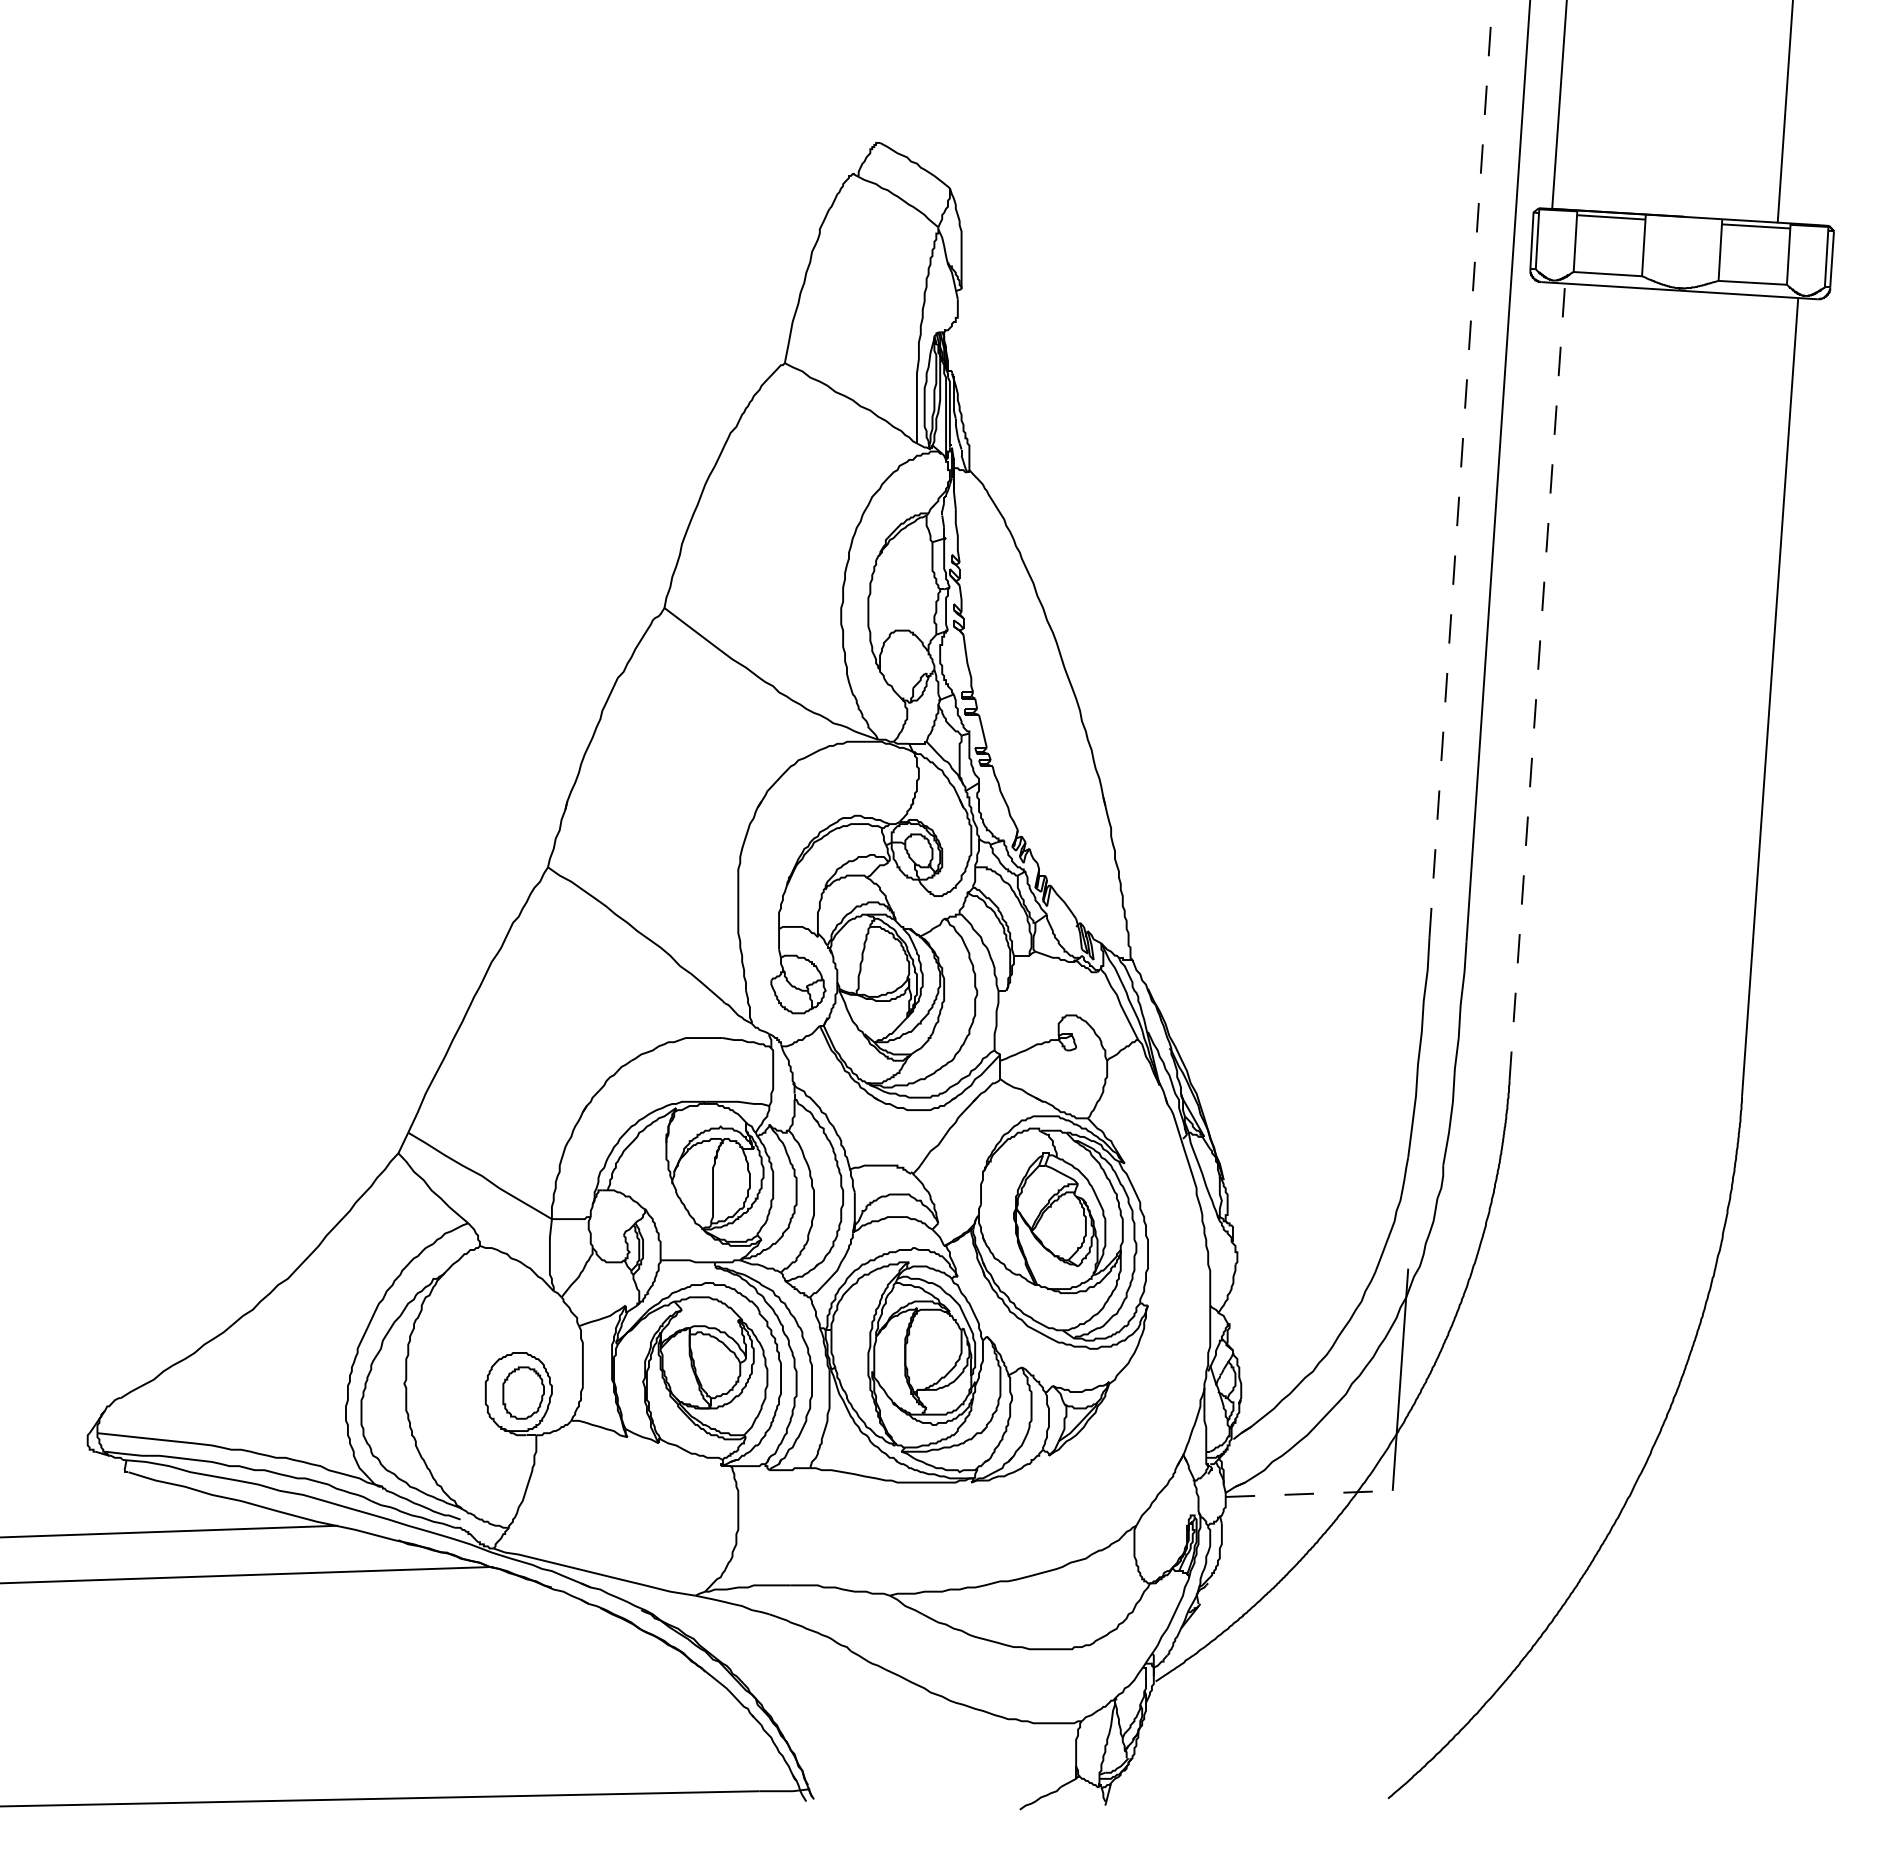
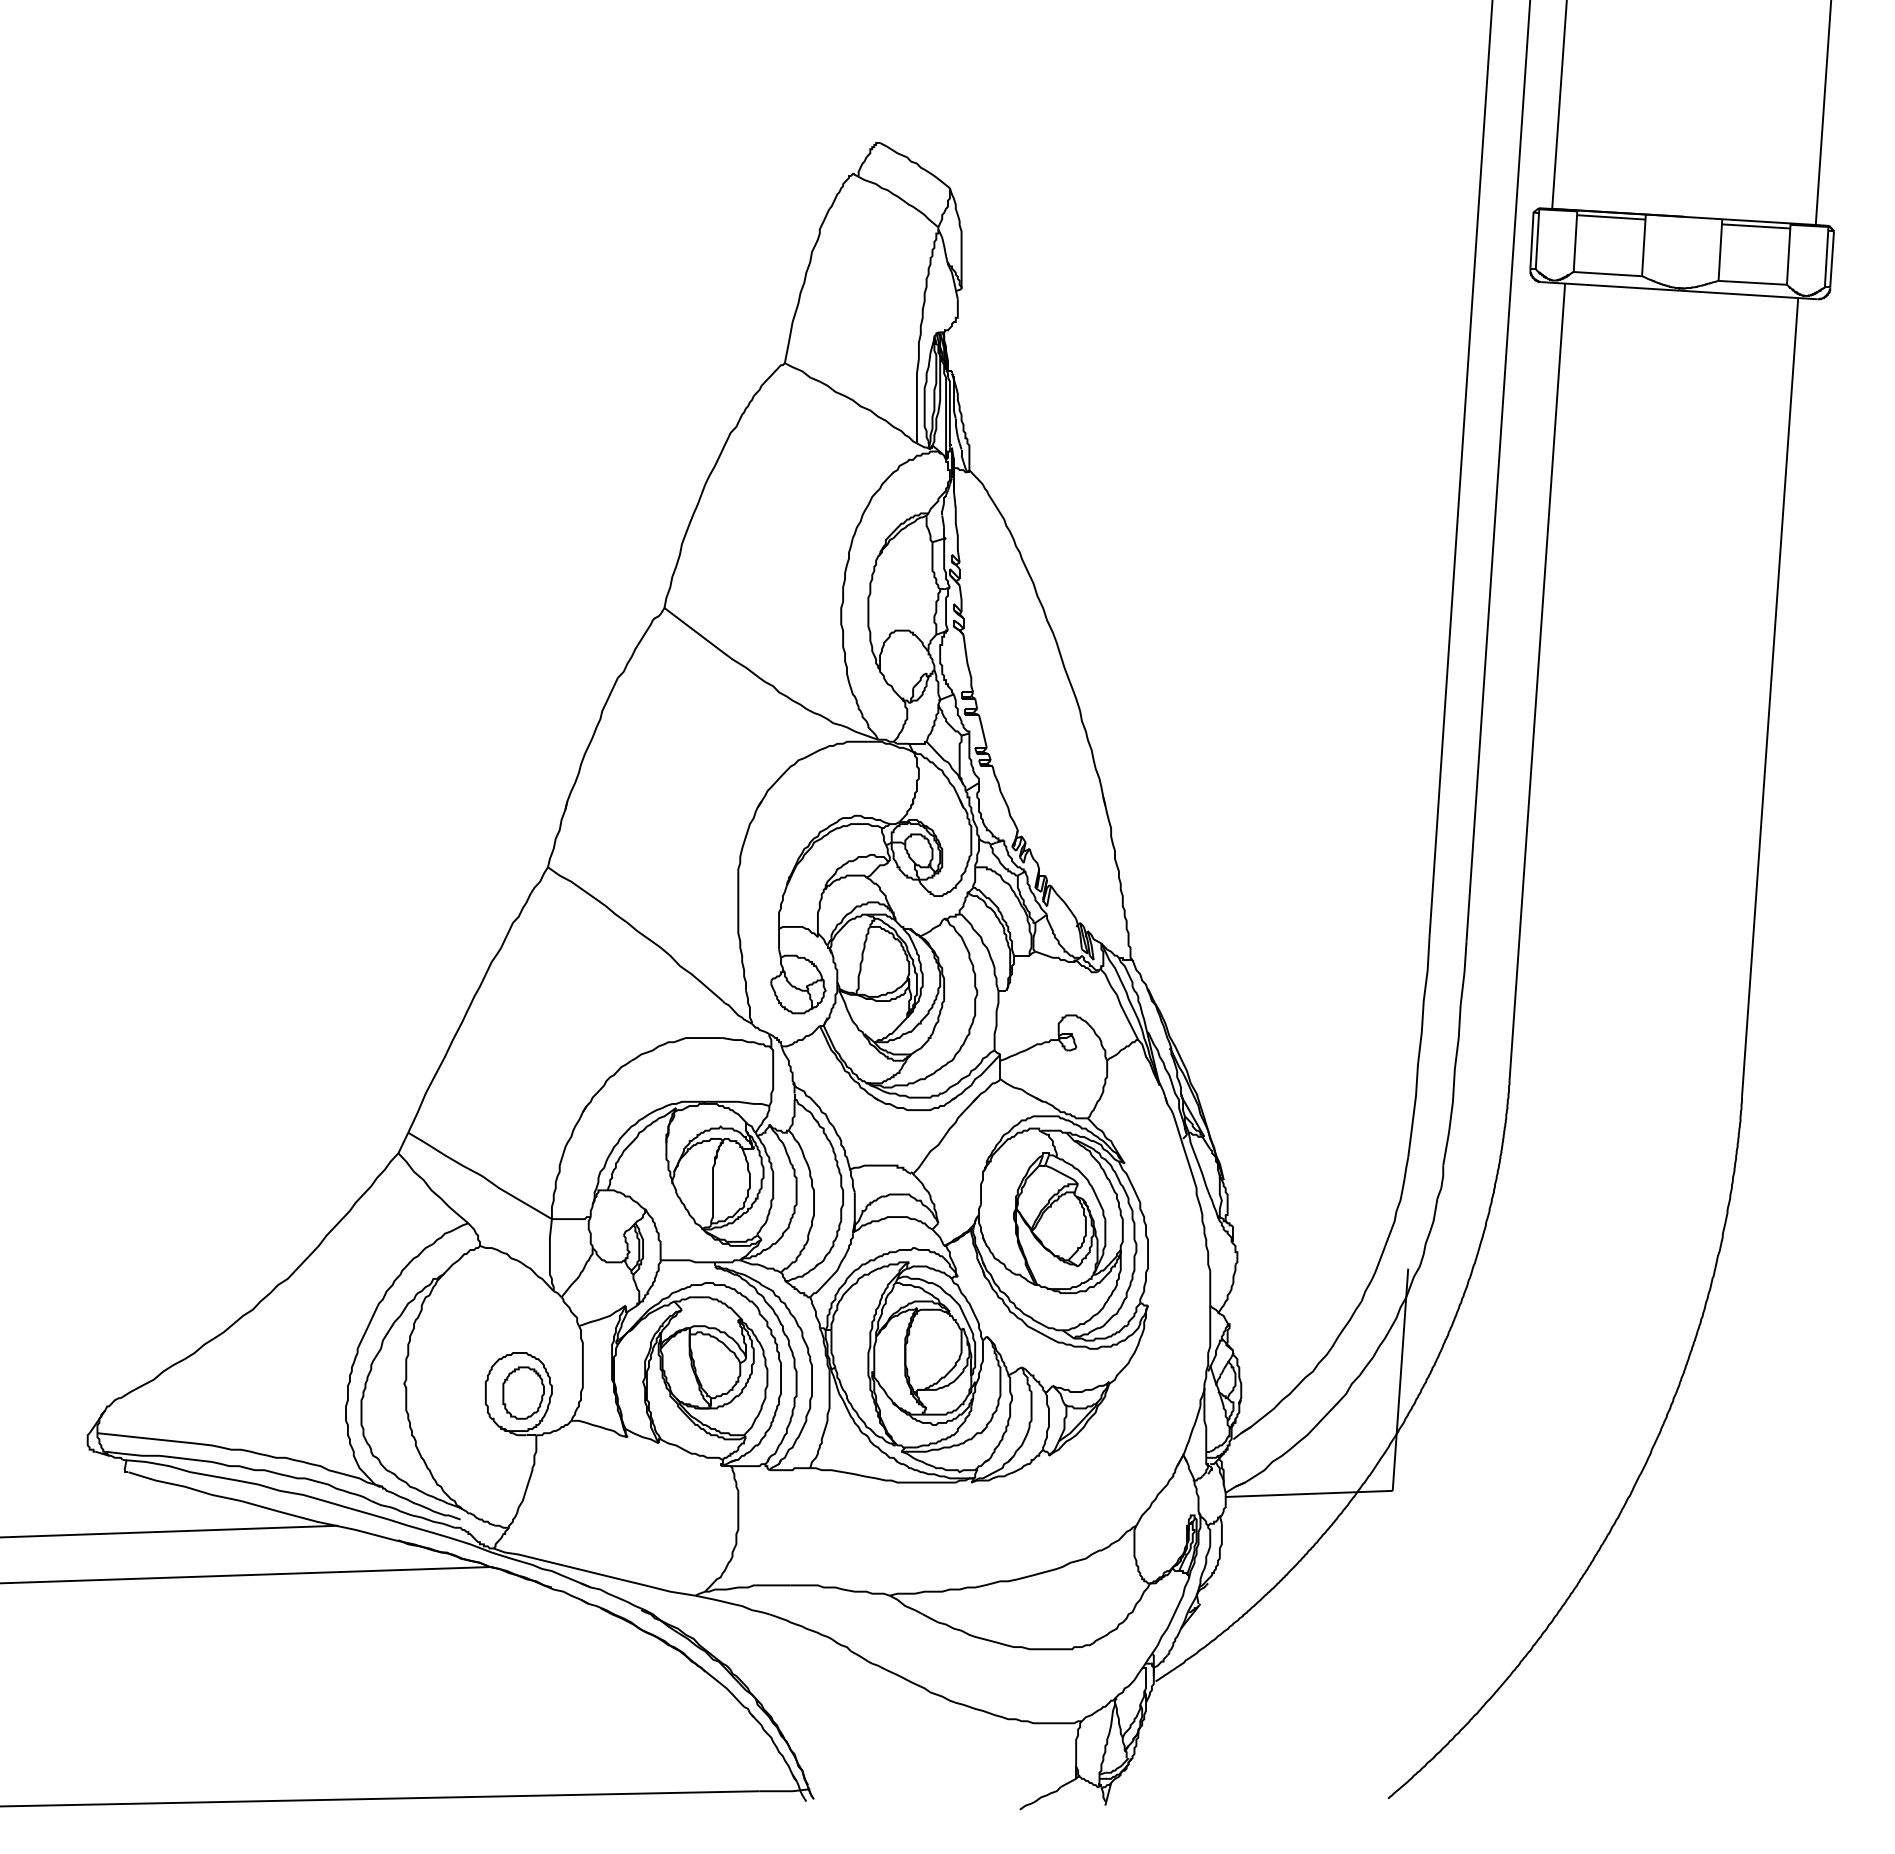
line position: (1784, 112) -> (1823, 113) (1823, 113)
line: dashed -> solid (1461, 468)
line: dashed -> solid (1537, 682)
line: dashed -> solid (1309, 1493)
